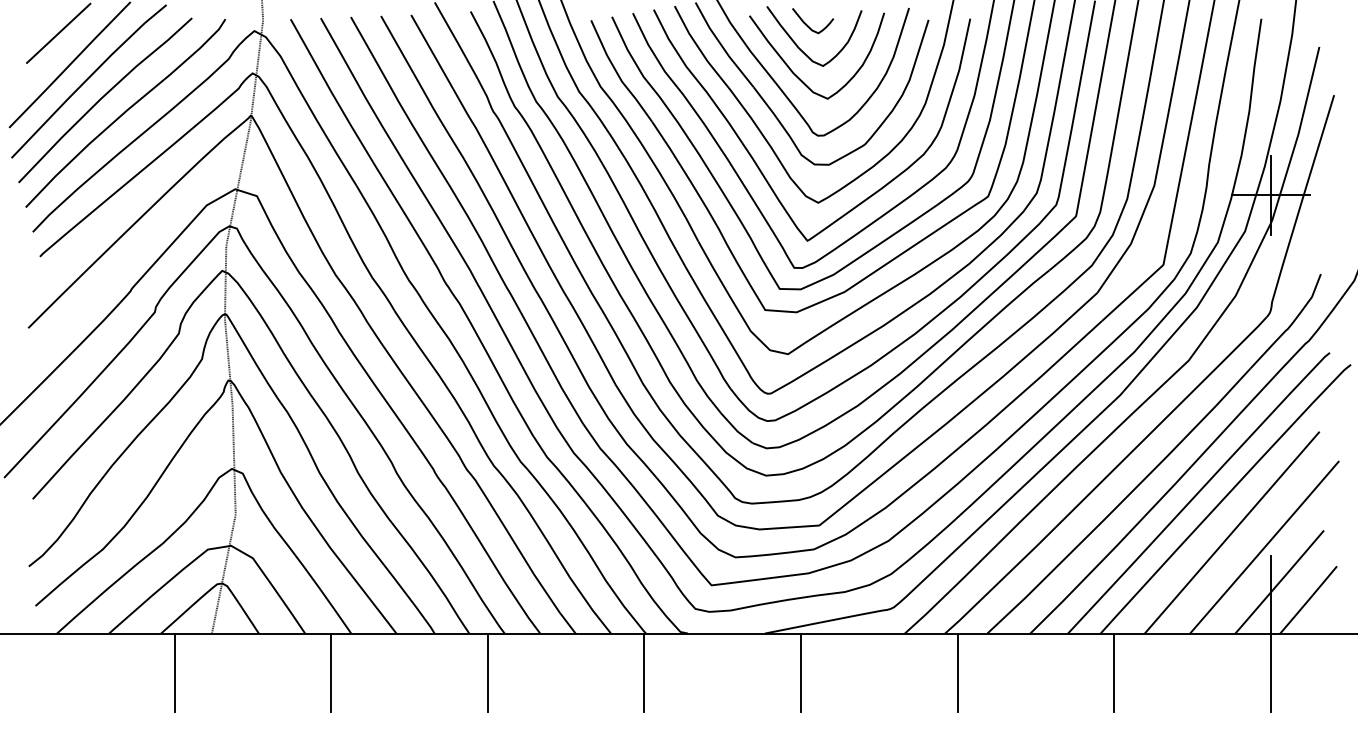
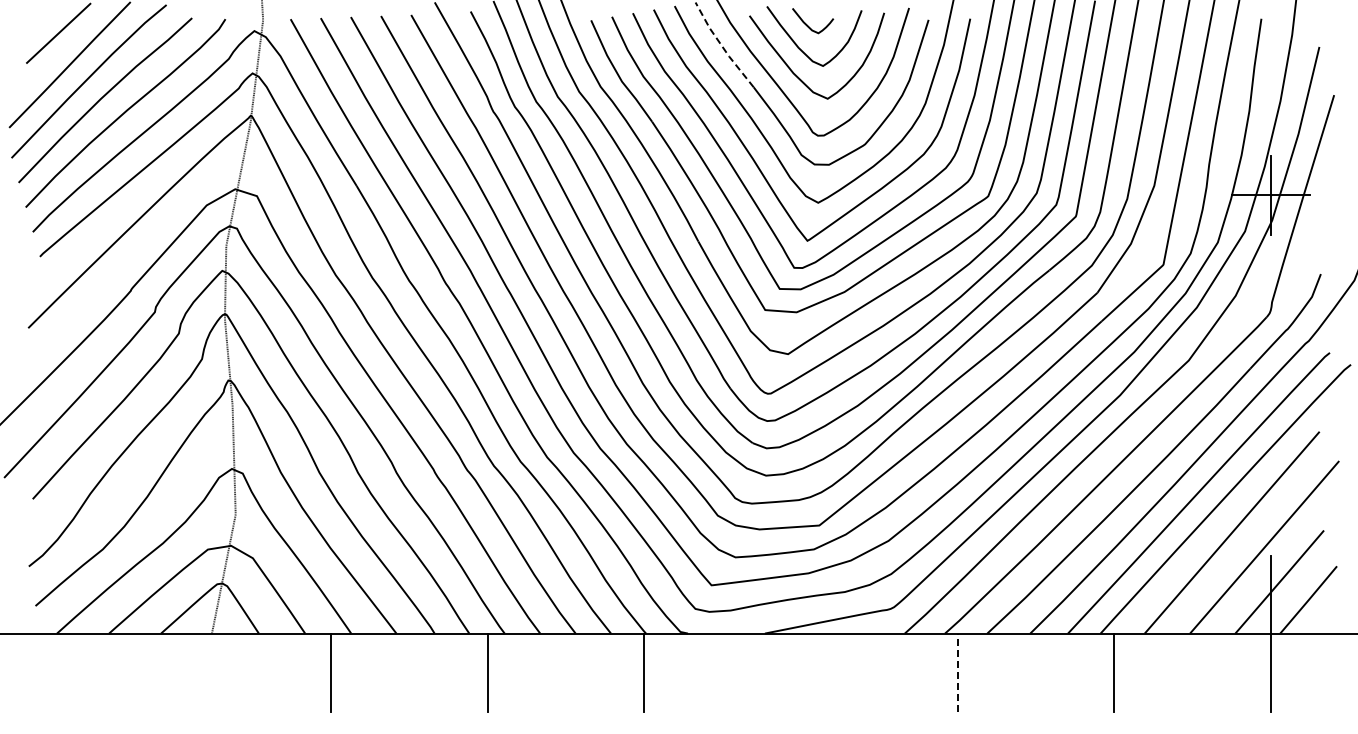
line: solid -> dashed (721, 45)
line: present -> none (174, 672)
line: present -> none (801, 672)
line: solid -> dashed (957, 672)
